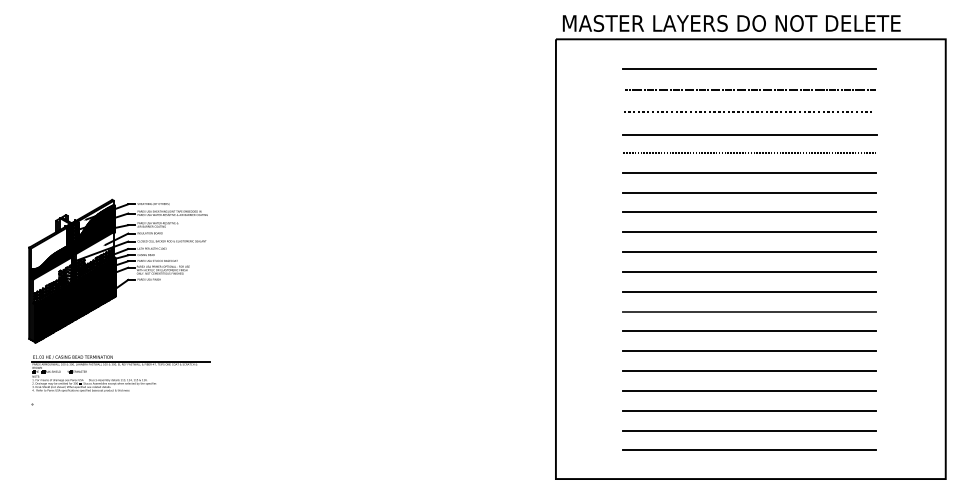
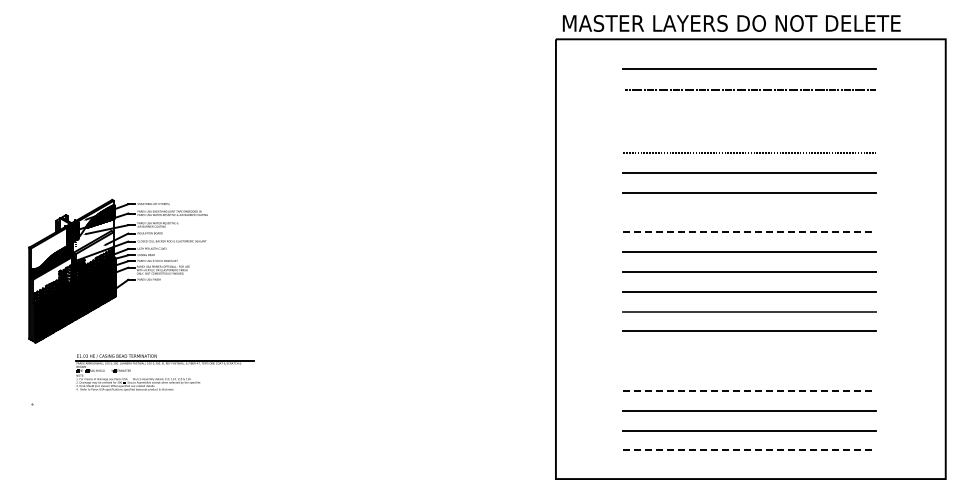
line: present -> none (749, 111)
line: present -> none (749, 135)
line: present -> none (748, 212)
line: solid -> dashed (749, 232)
hatch: present -> none (93, 235)
line: present -> none (748, 351)
line: present -> none (748, 371)
part position: (121, 379) -> (165, 378) (165, 378)
line: solid -> dashed (749, 390)
line: solid -> dashed (749, 450)
